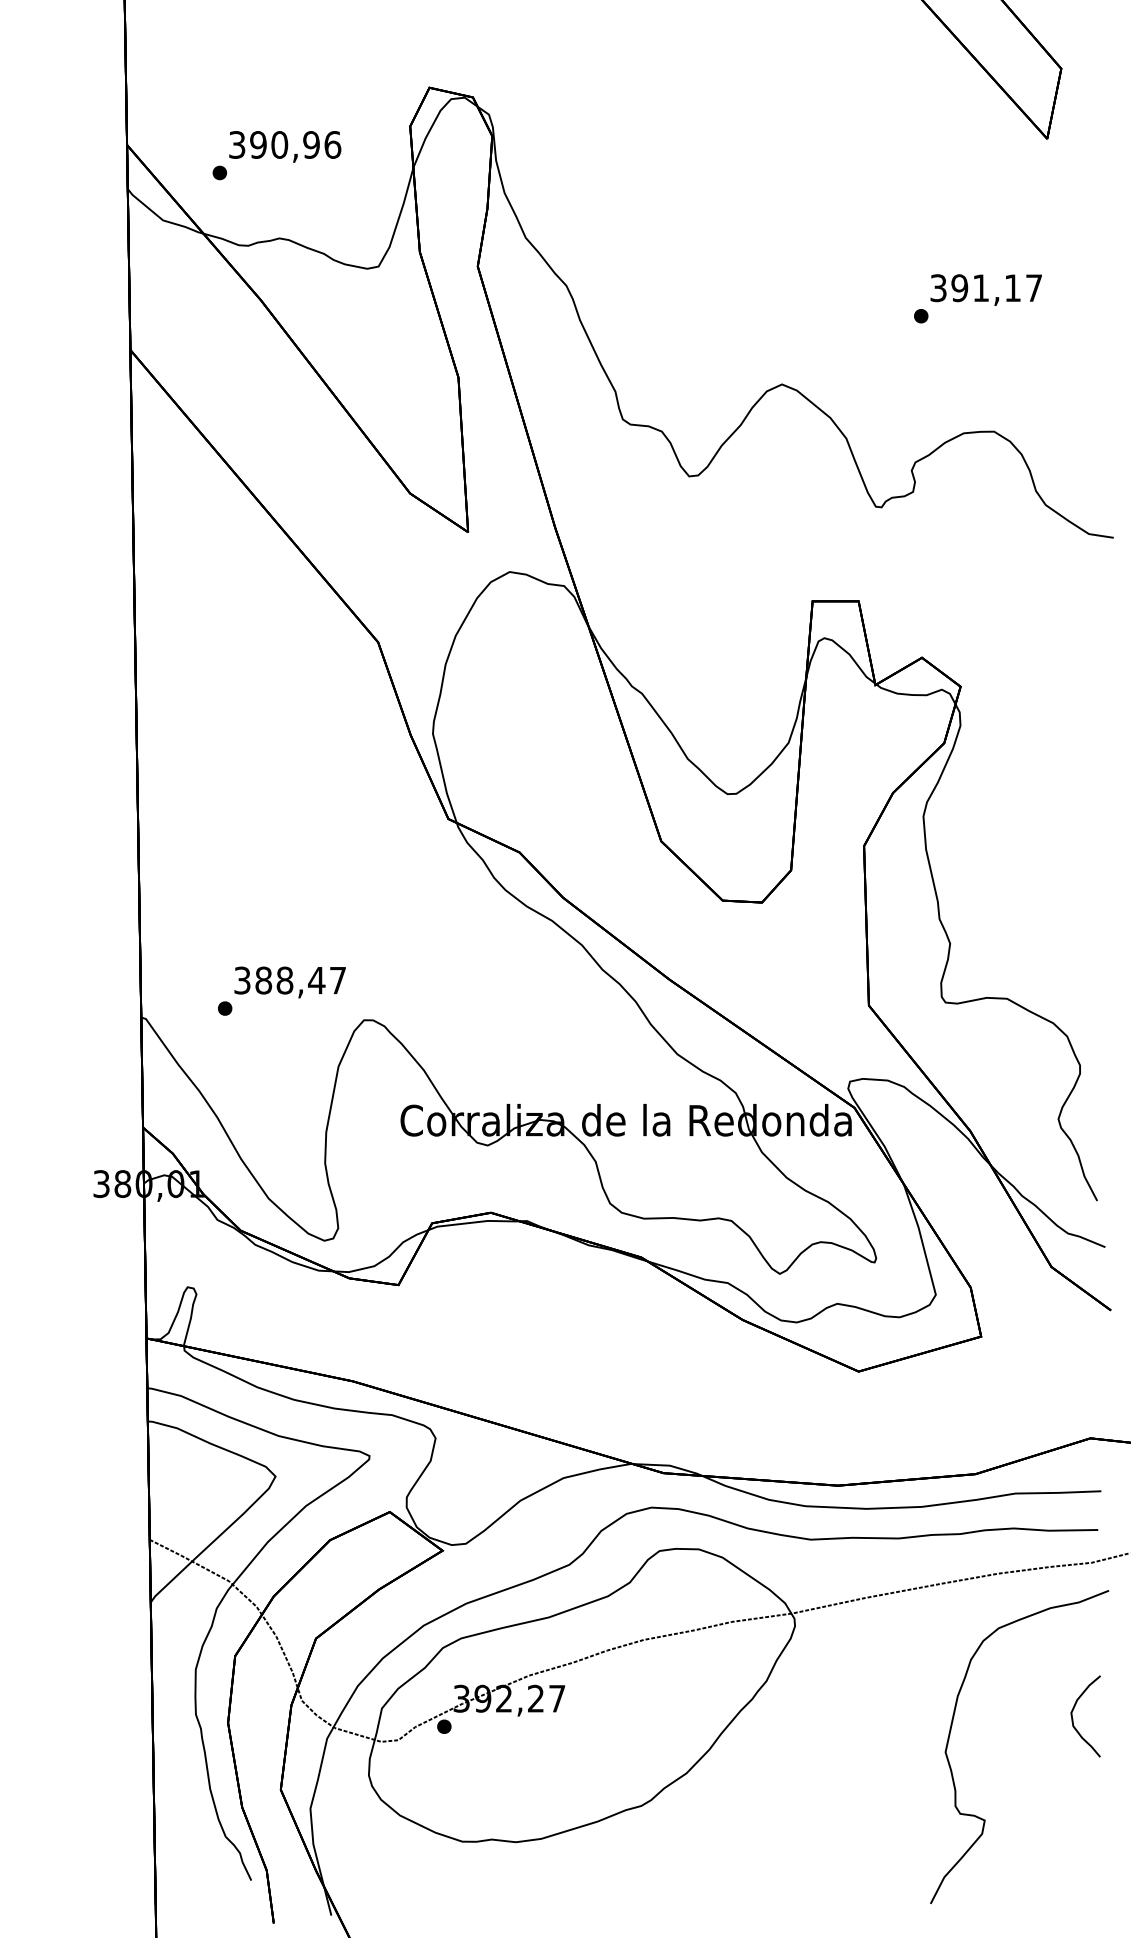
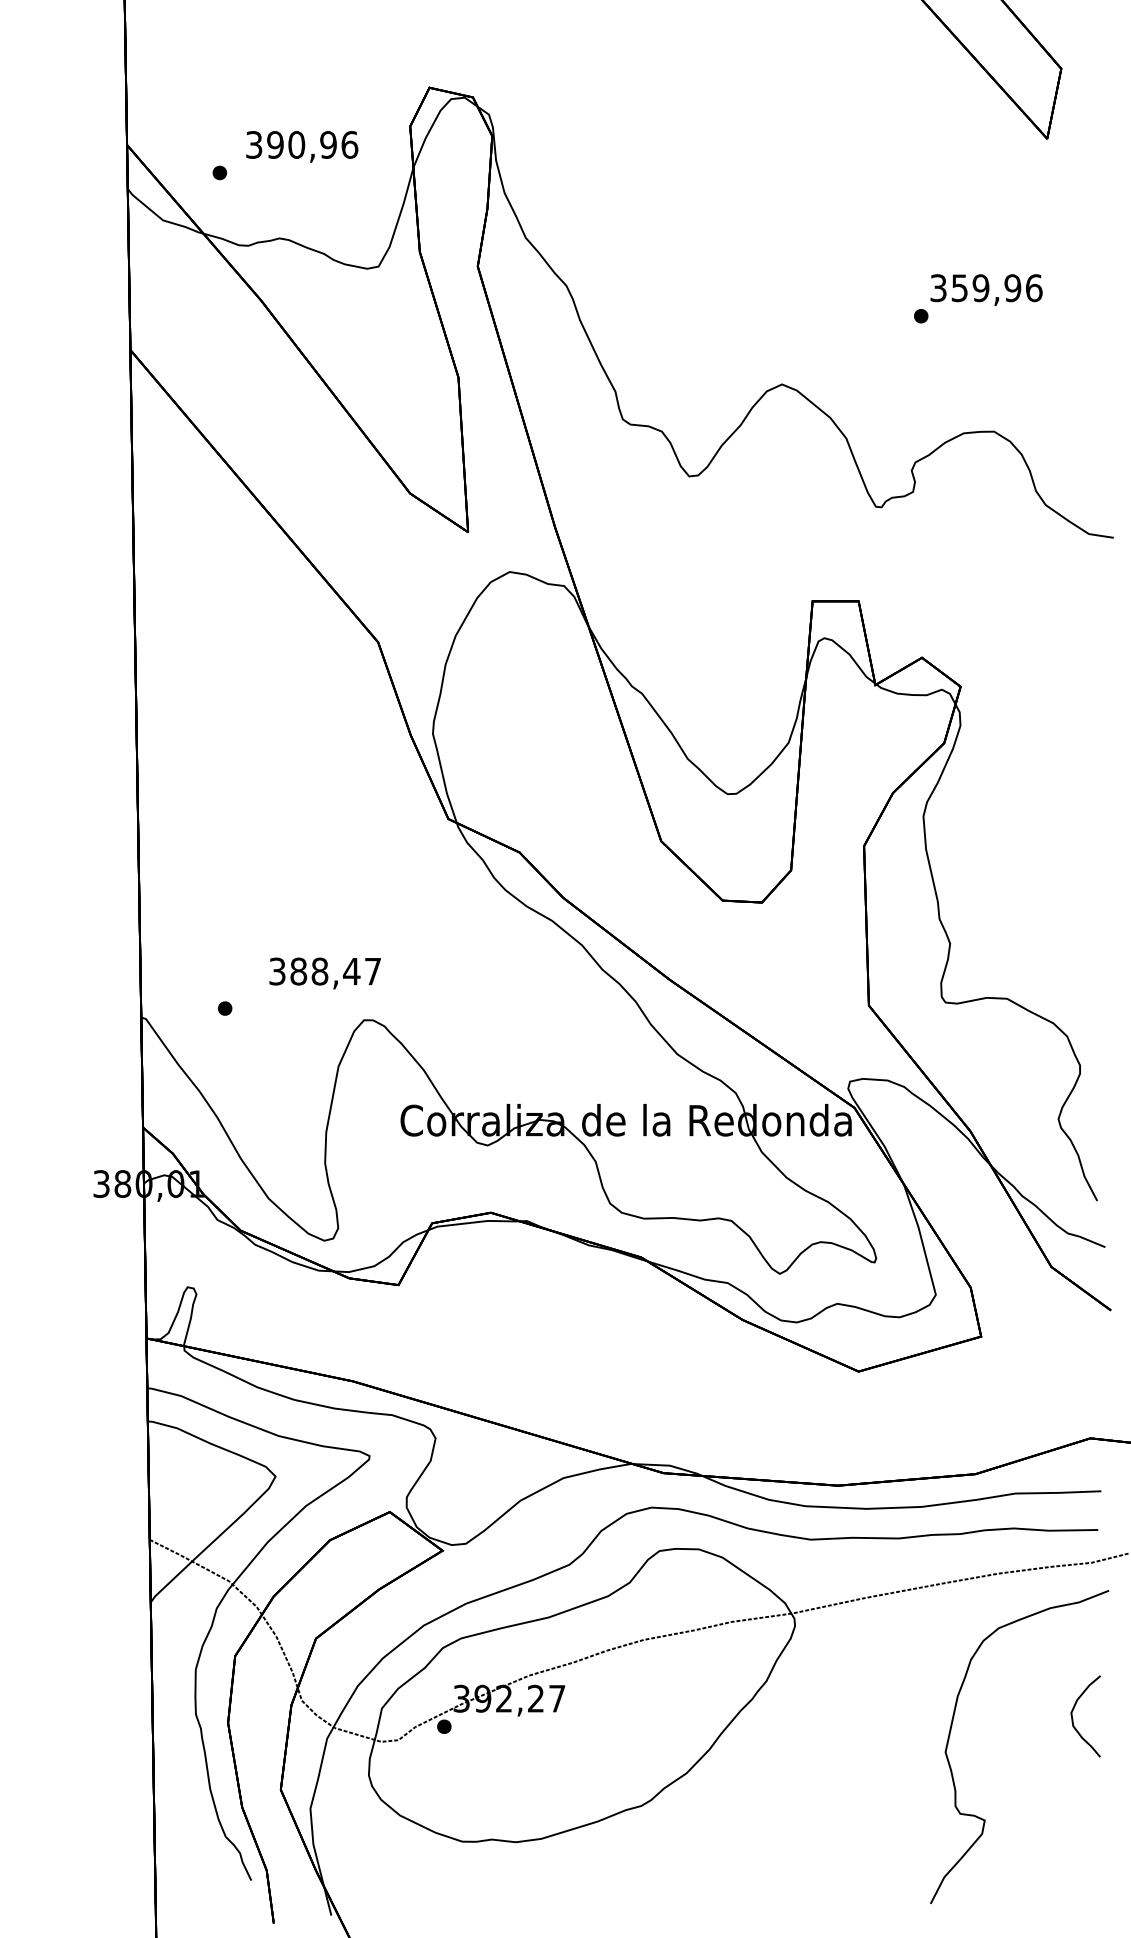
text position: (285, 146) -> (302, 146) (302, 146)
text: 391,17 -> 359,96 (996, 288)
text position: (289, 982) -> (324, 973) (324, 973)
